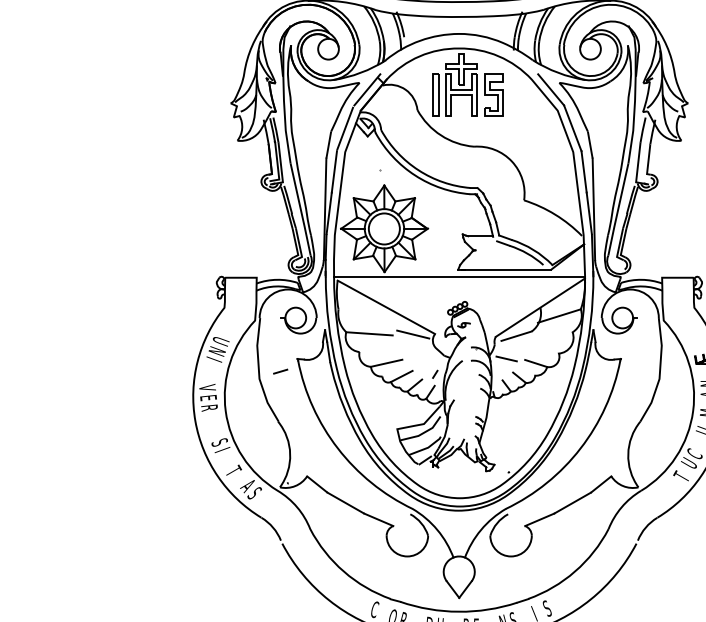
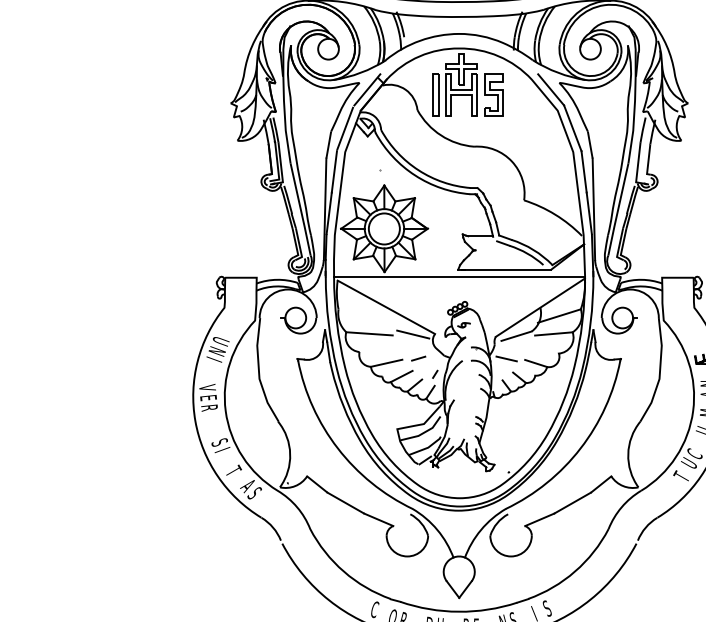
line: none -> present (553, 333)
line position: (280, 371) -> (418, 358) (418, 358)
